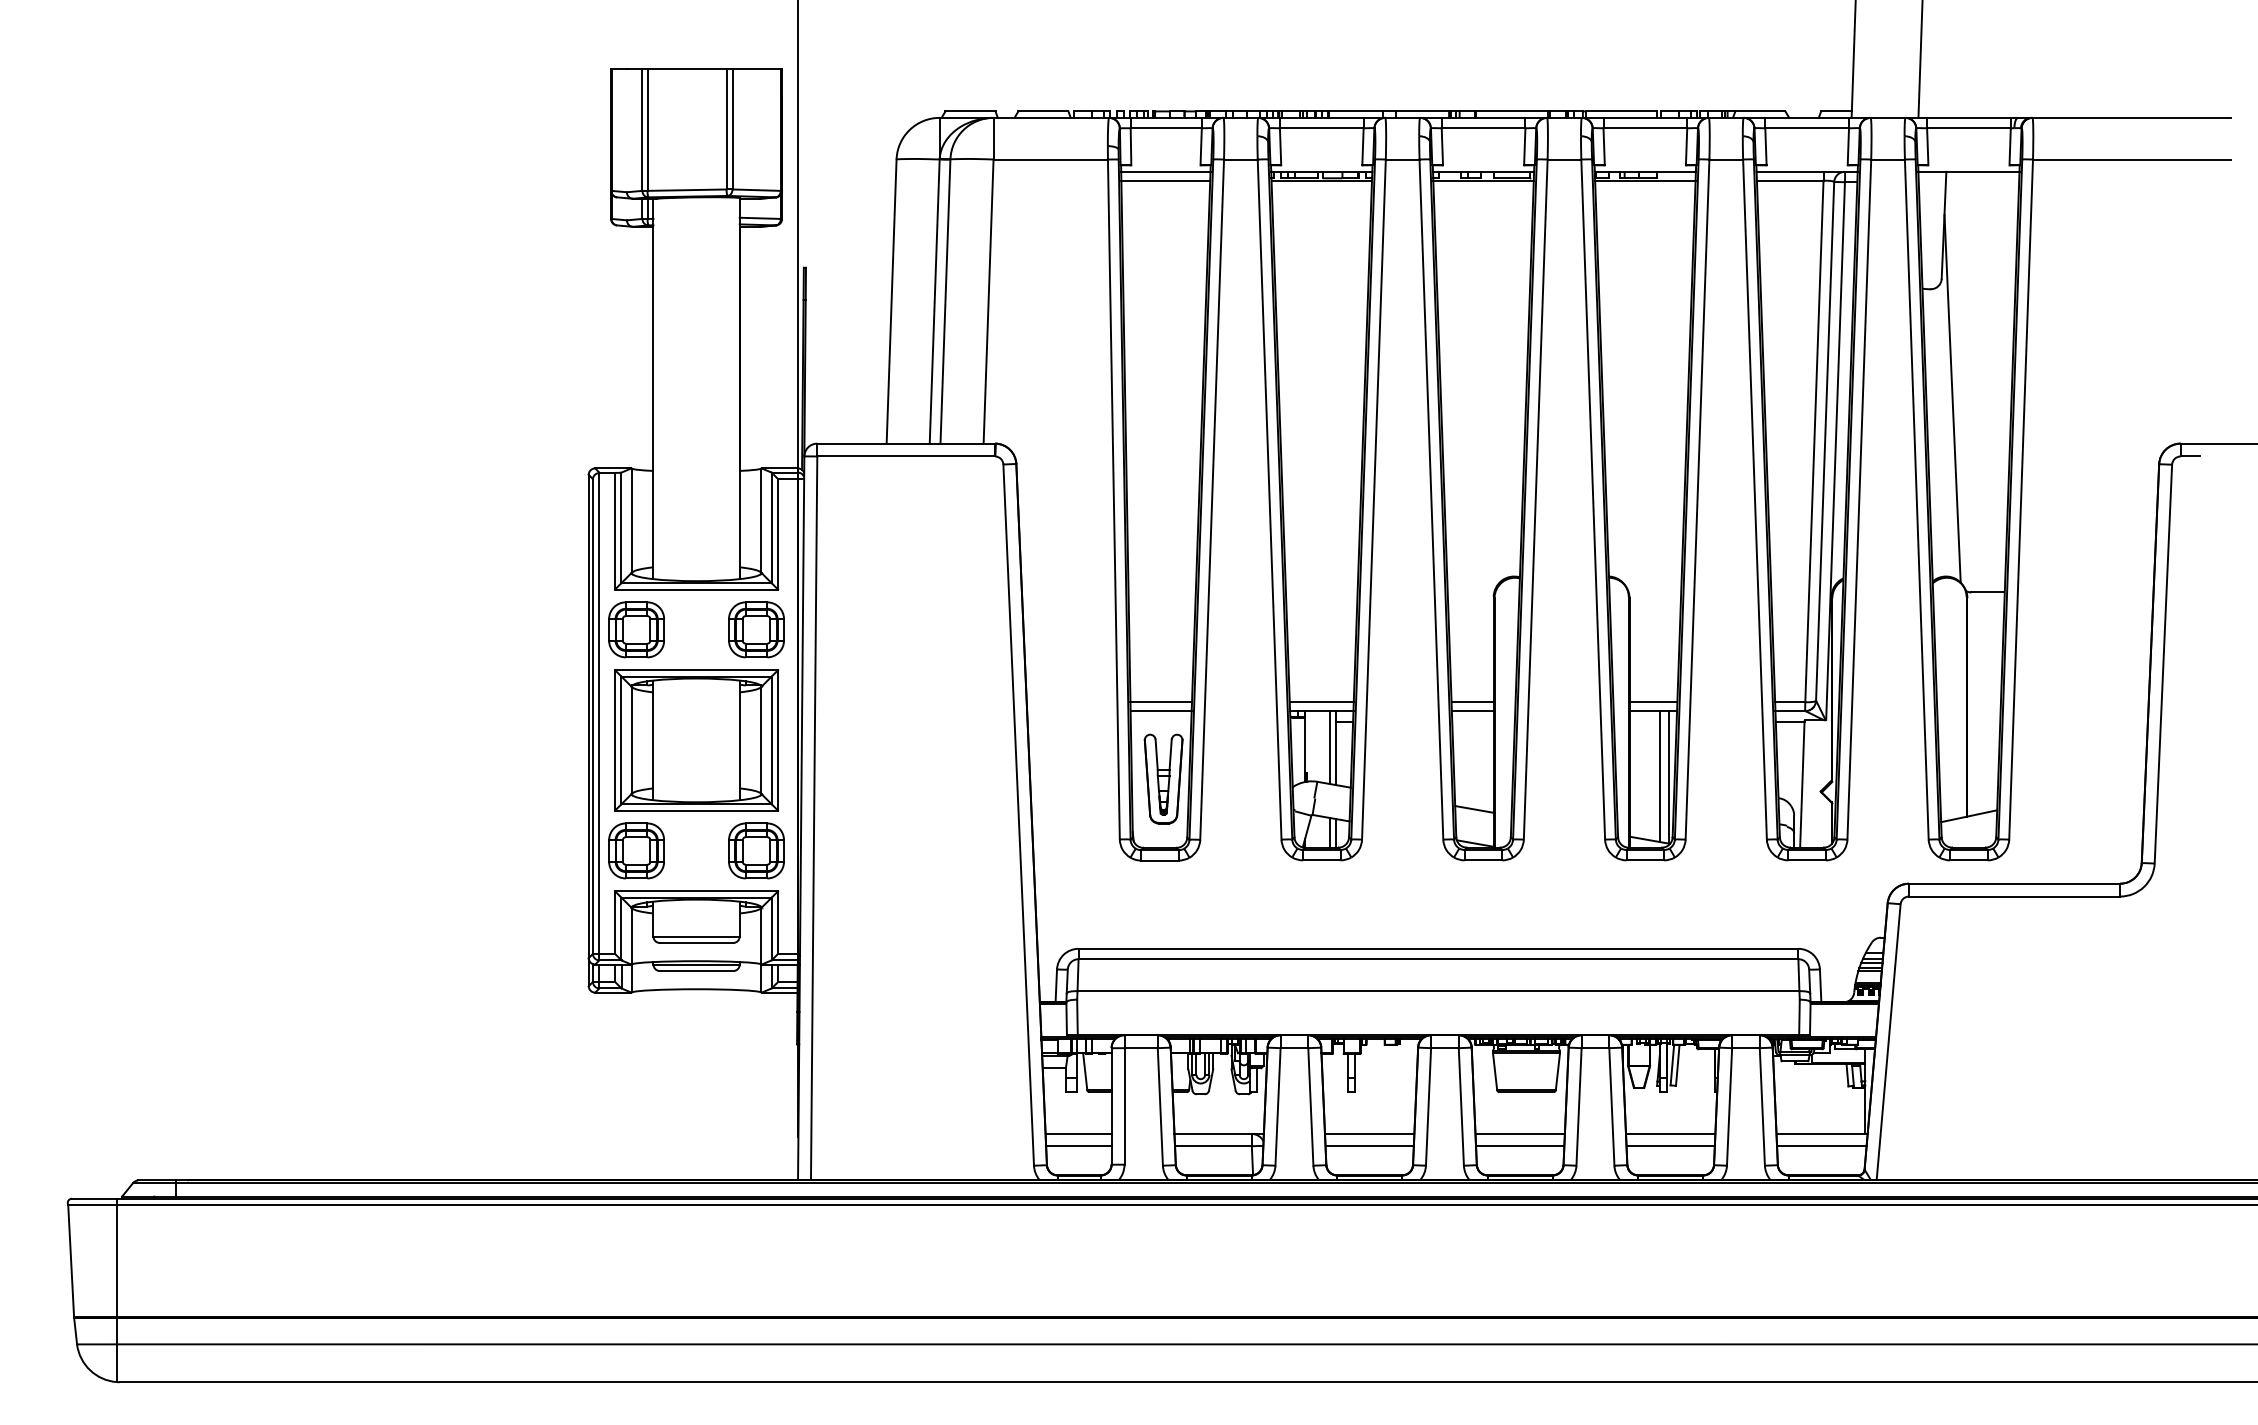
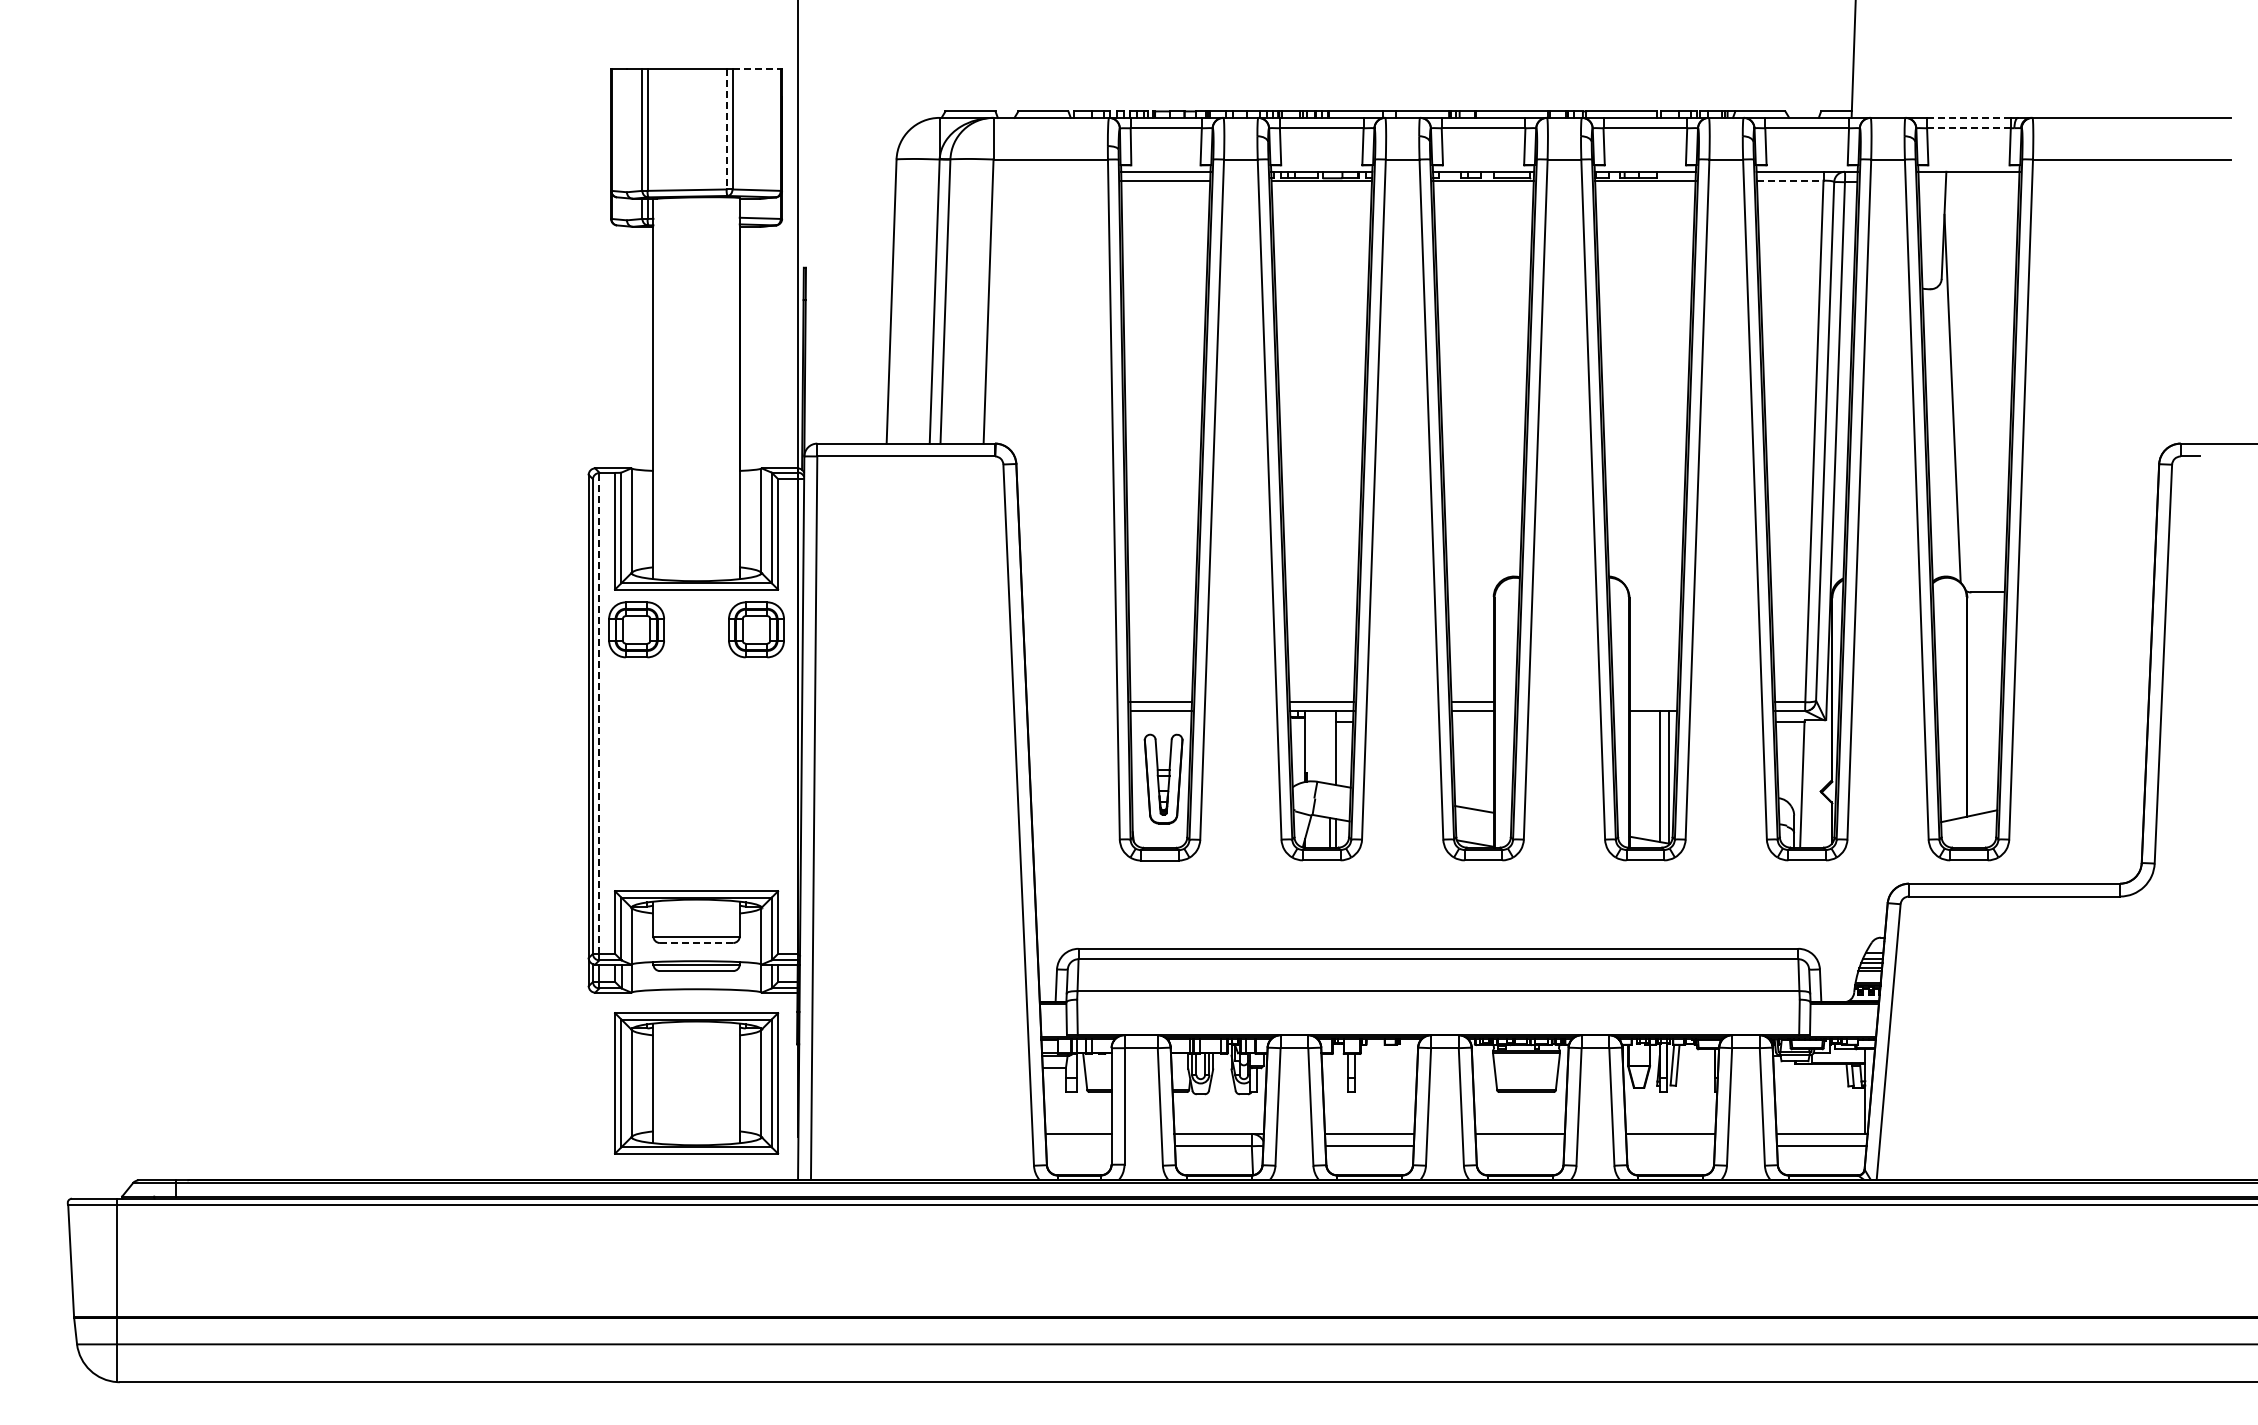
line: present -> none (1920, 59)
line: solid -> dashed (757, 69)
line: solid -> dashed (1968, 117)
line: solid -> dashed (1968, 128)
line: solid -> dashed (726, 129)
line: solid -> dashed (1790, 180)
line: present -> none (1653, 702)
line: solid -> dashed (599, 712)
part position: (696, 740) -> (696, 1083) (696, 1083)
line: present -> none (1329, 747)
part: present -> none (636, 850)
part: present -> none (756, 850)
line: solid -> dashed (696, 943)
line: present -> none (1078, 1146)
line: present -> none (1520, 1146)
line: present -> none (1670, 1146)
